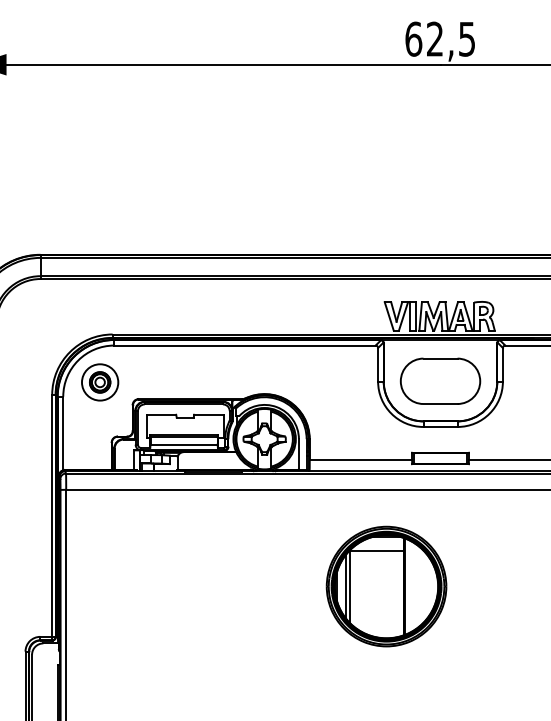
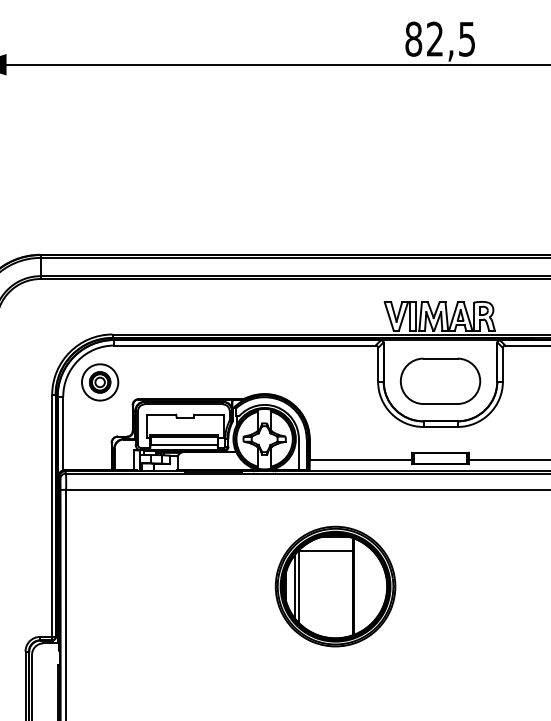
text: 62,5 -> 82,5 (413, 38)
part position: (386, 586) -> (335, 586) (335, 586)
